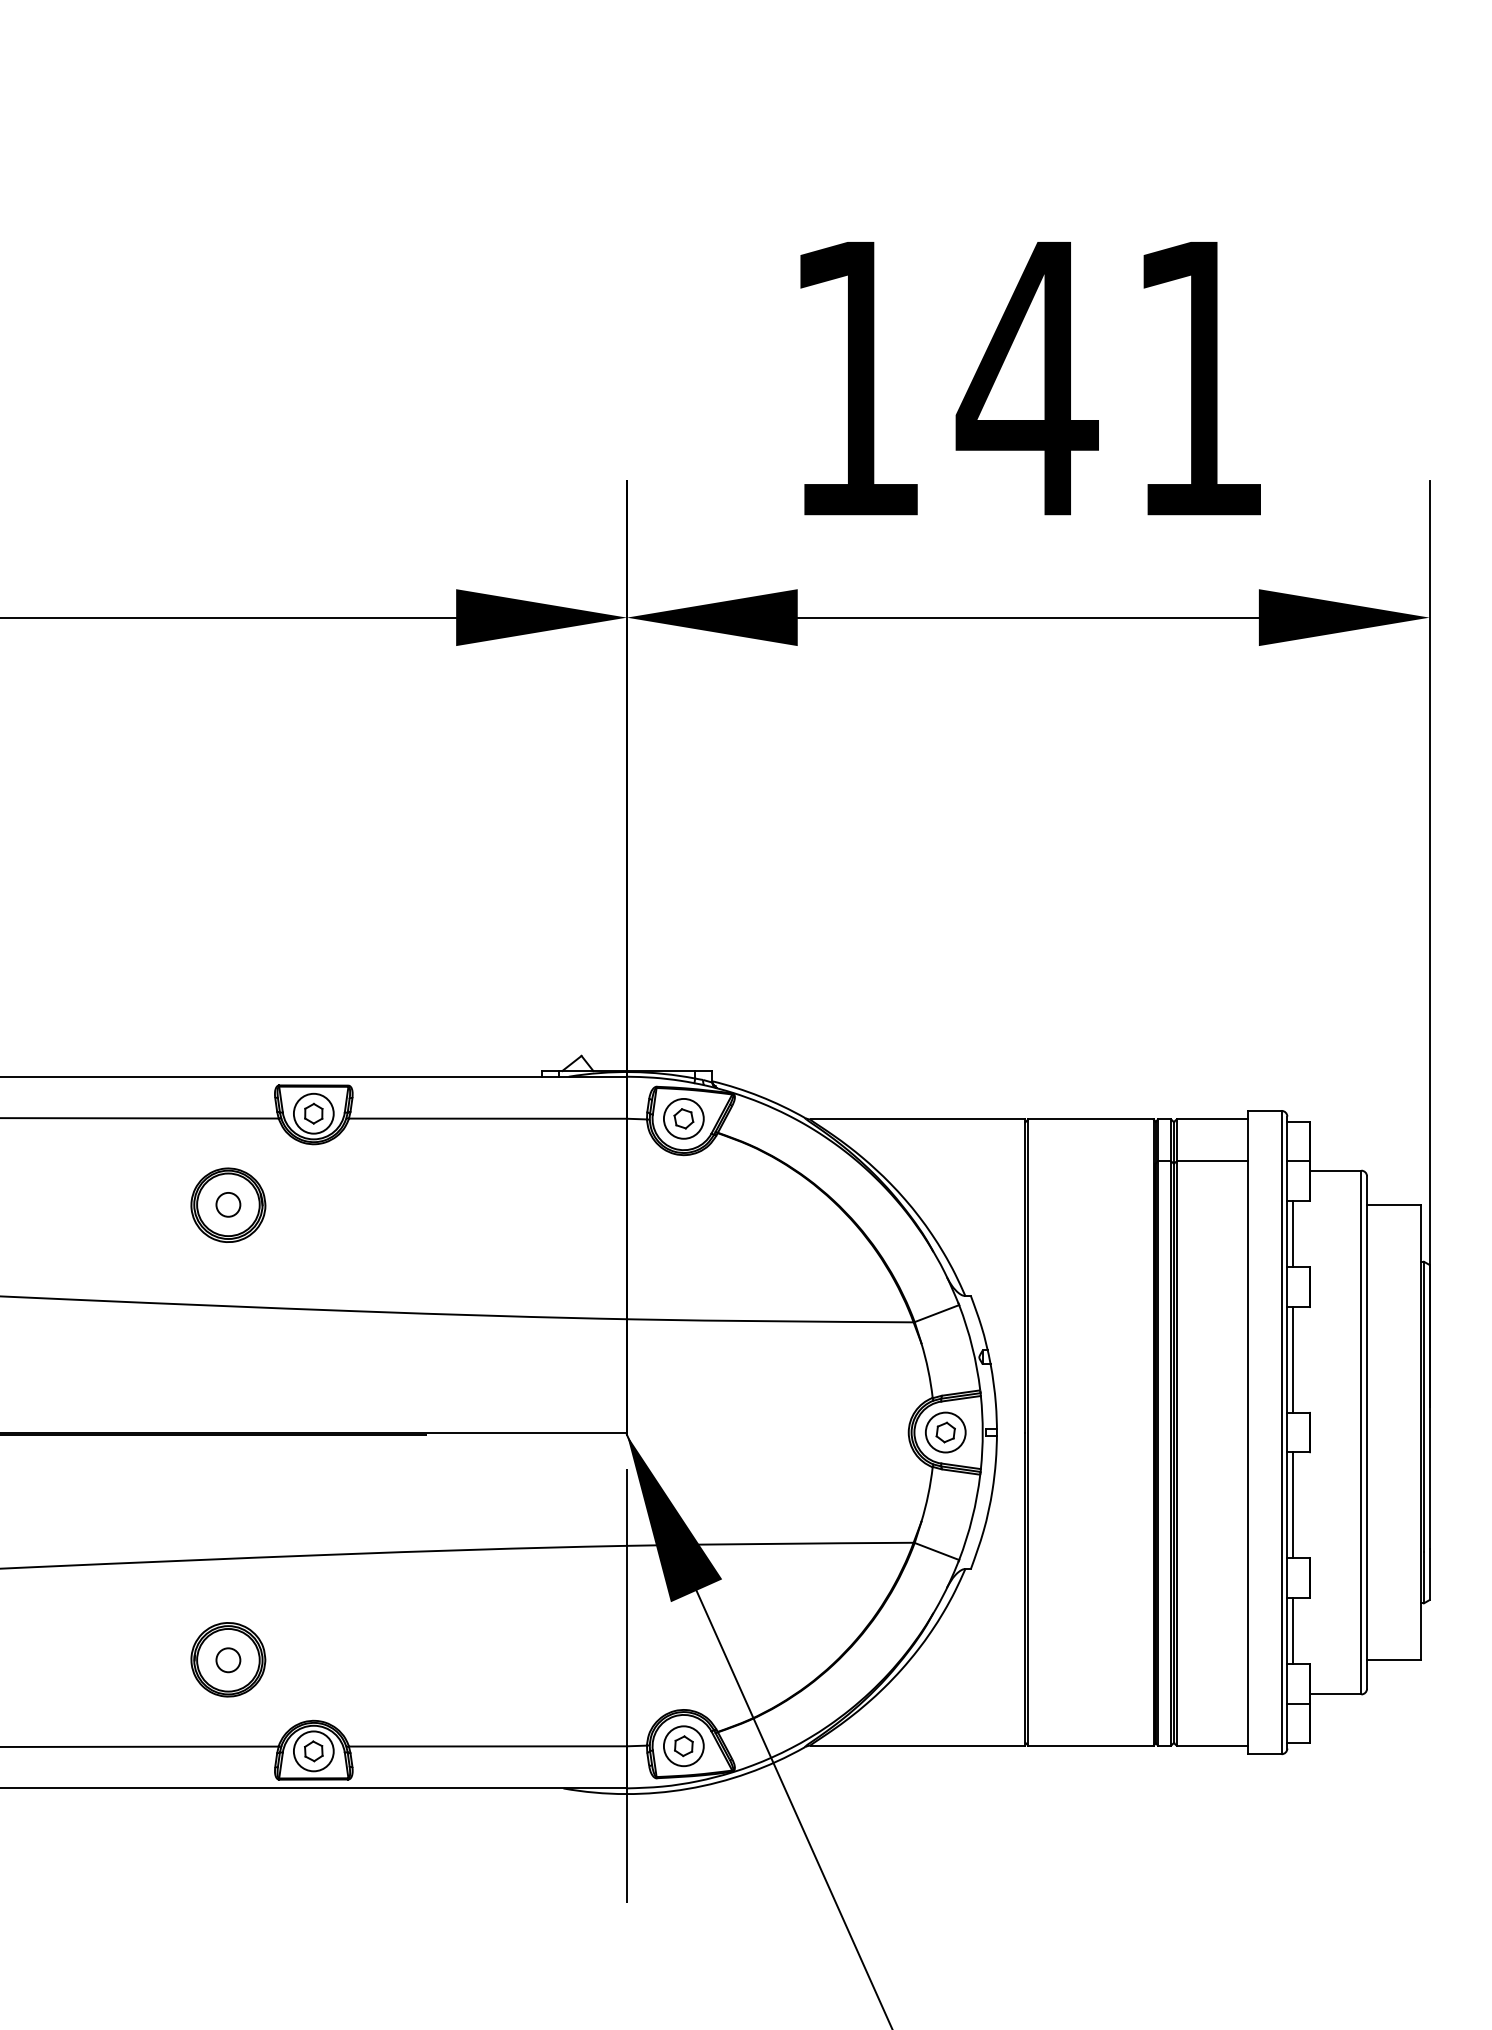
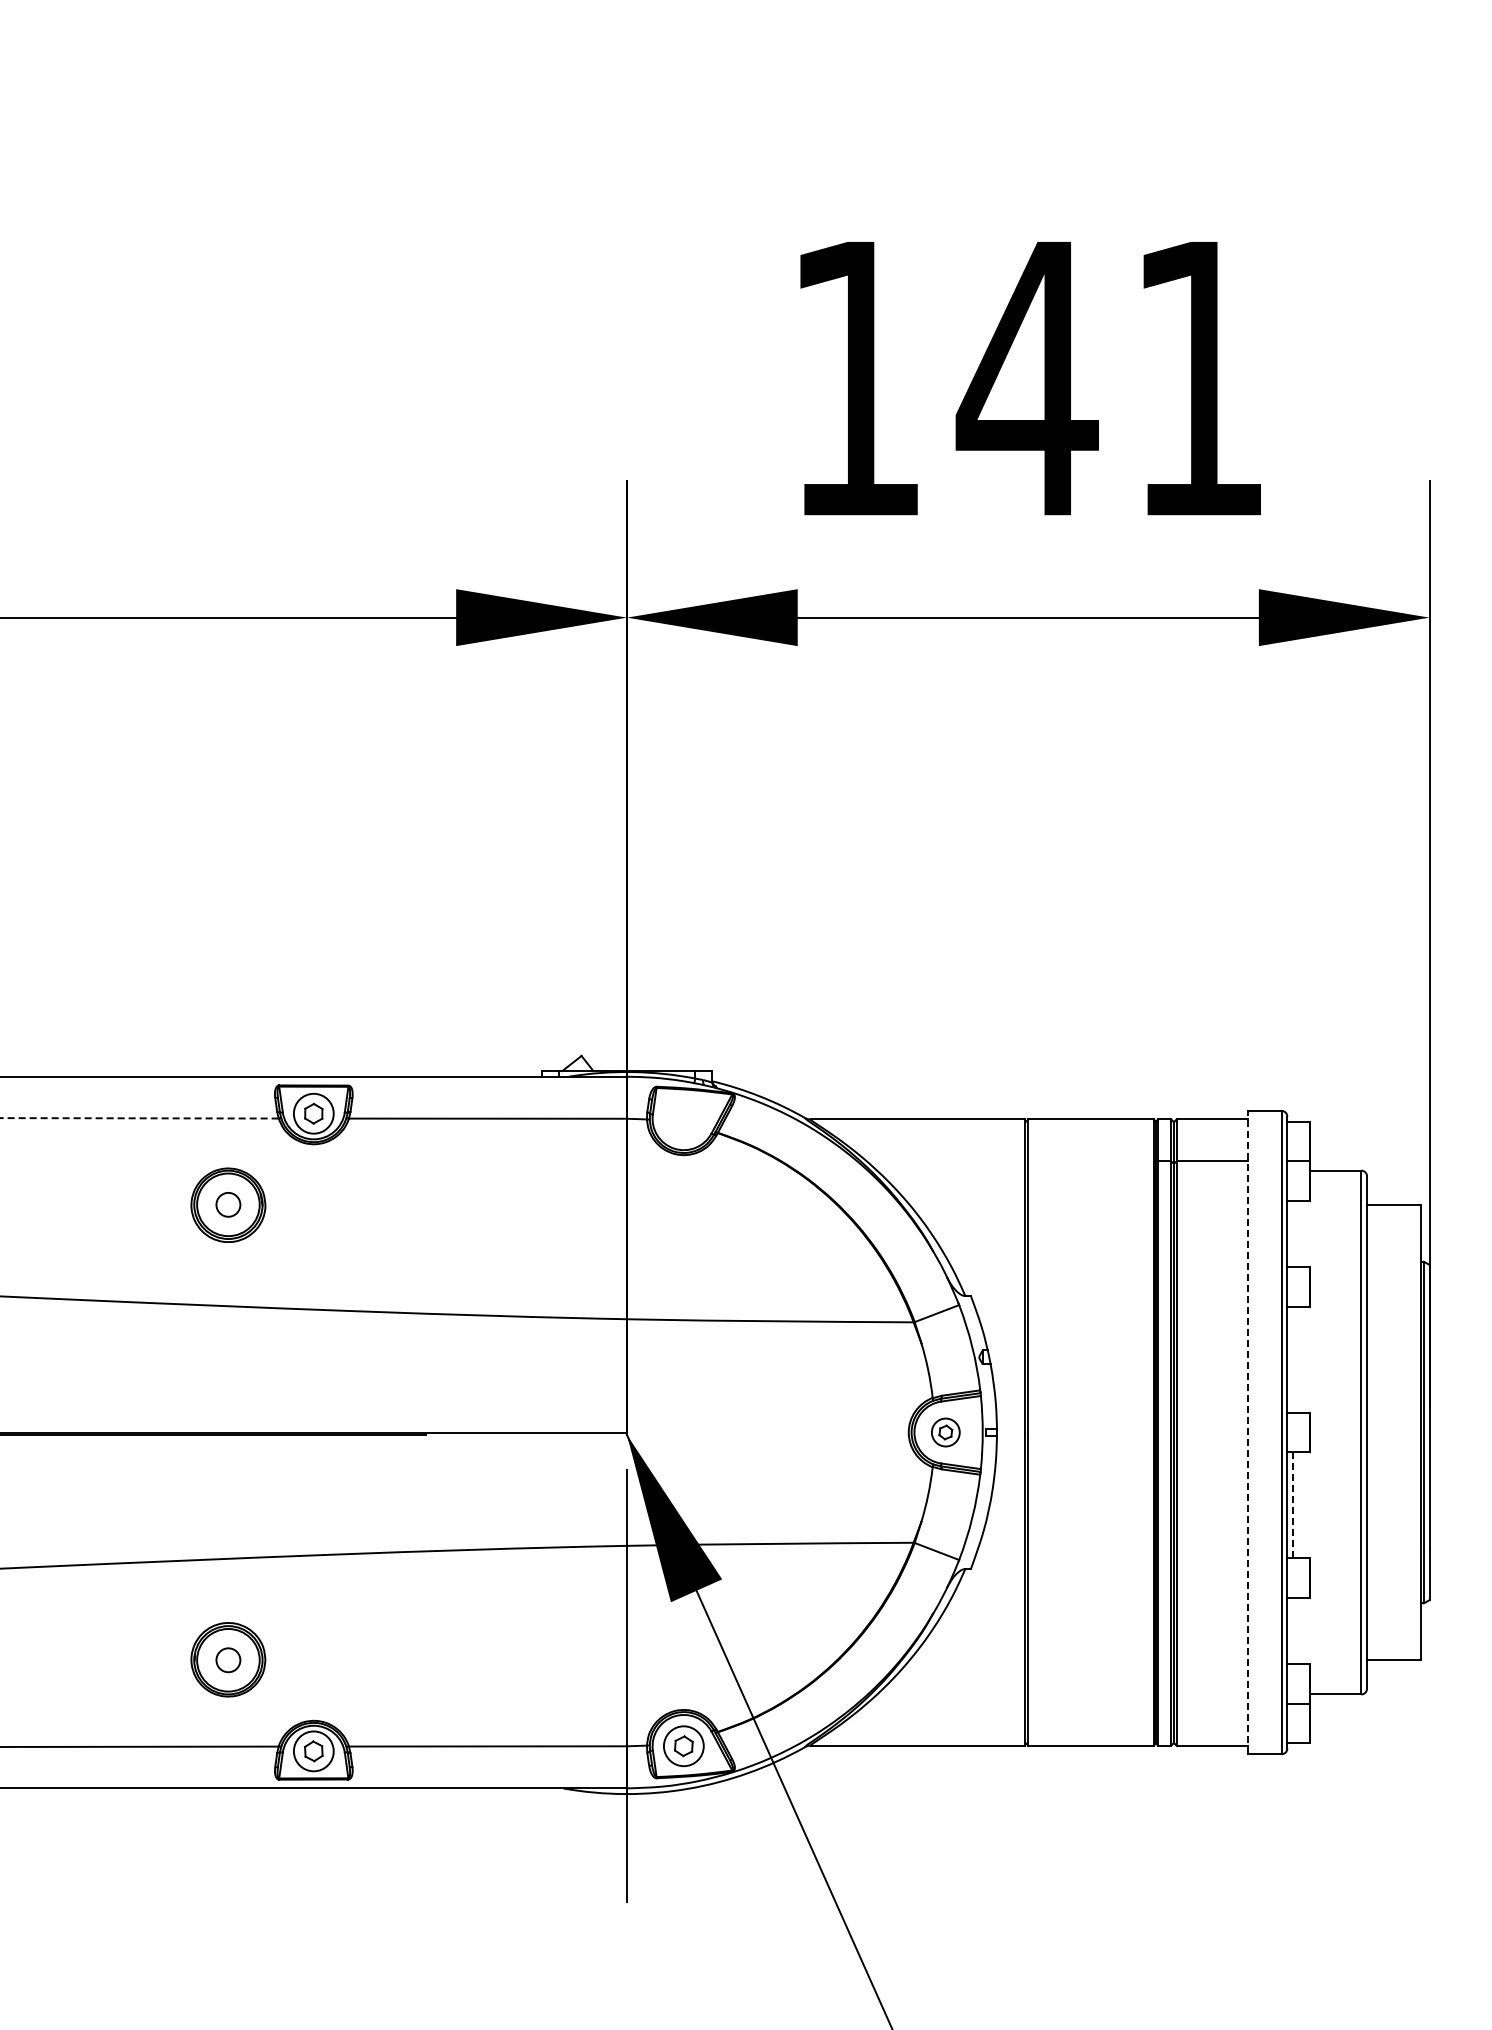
line: solid -> dashed (138, 1118)
part: present -> none (683, 1118)
line: present -> none (1293, 1234)
line: present -> none (1293, 1359)
part size: 42x43 px -> 30x31 px (945, 1432)
line: solid -> dashed (1247, 1432)
line: solid -> dashed (1293, 1505)
line: present -> none (1293, 1630)
